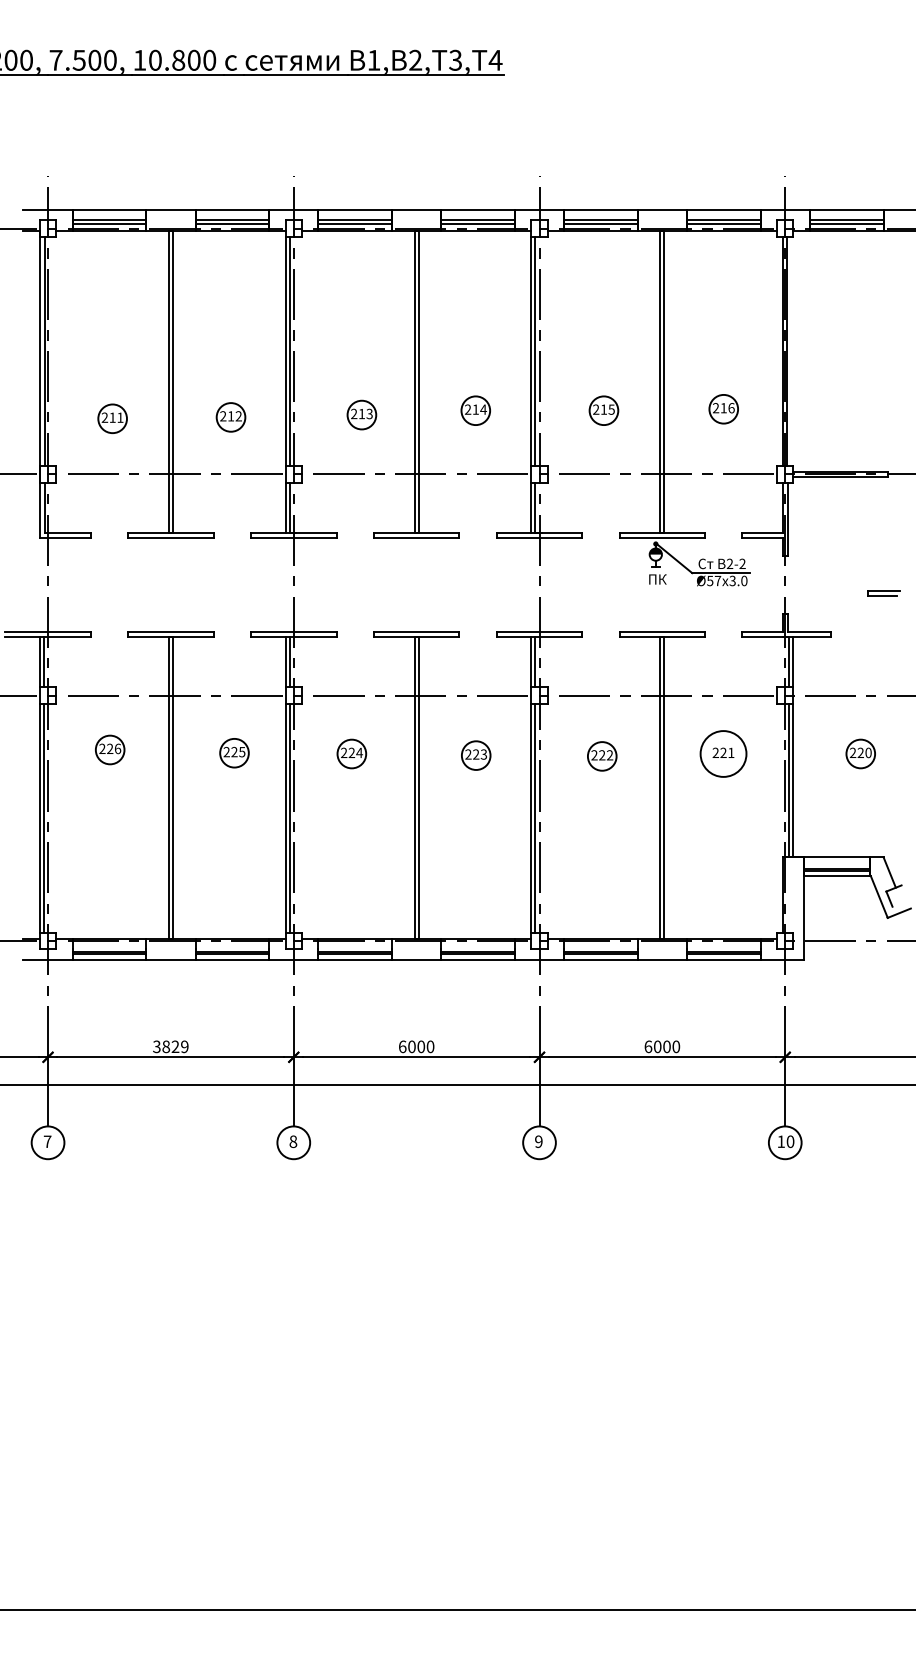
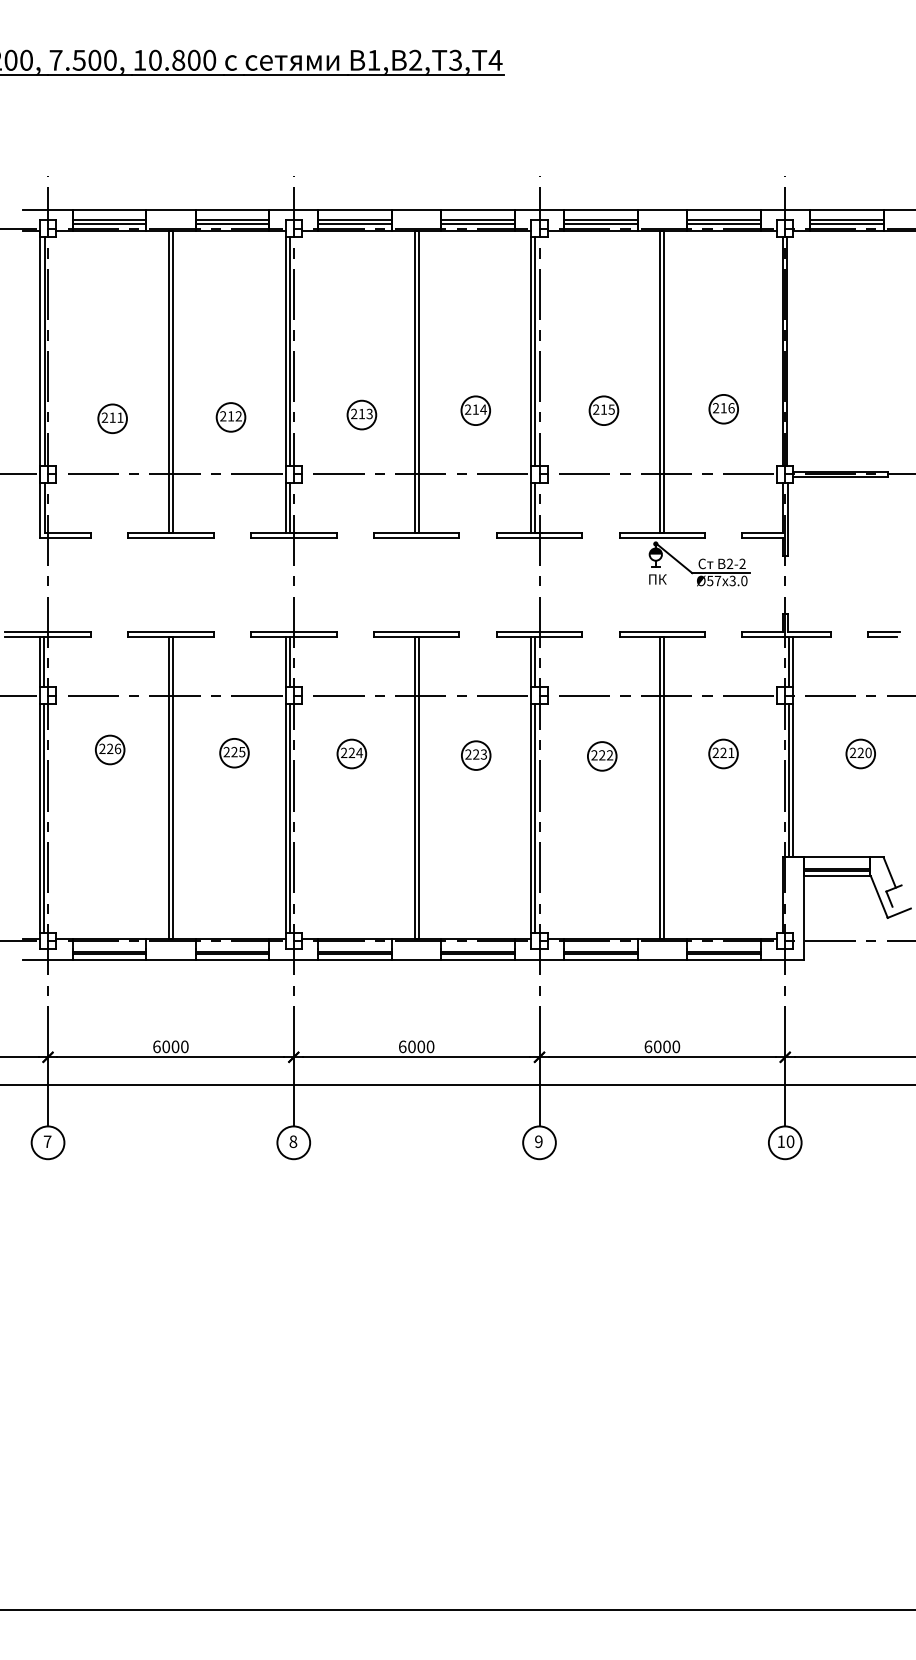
part position: (883, 593) -> (883, 634) (883, 634)
circle diameter: 46 px -> 29 px (723, 753)
text: 3829 -> 6000 (170, 1046)
